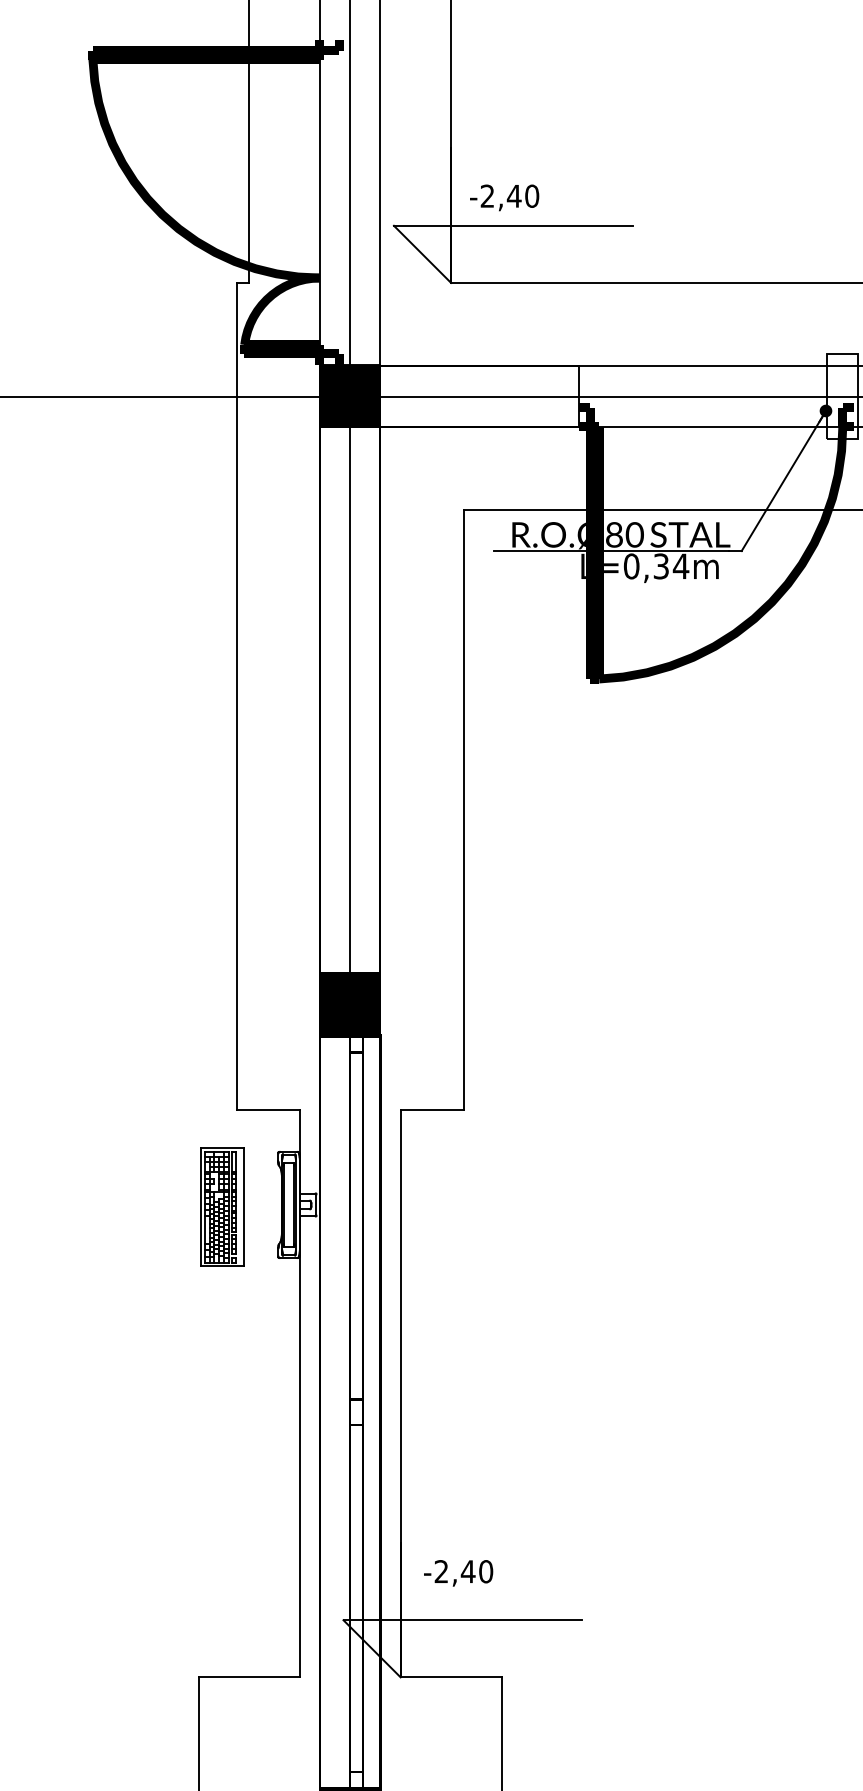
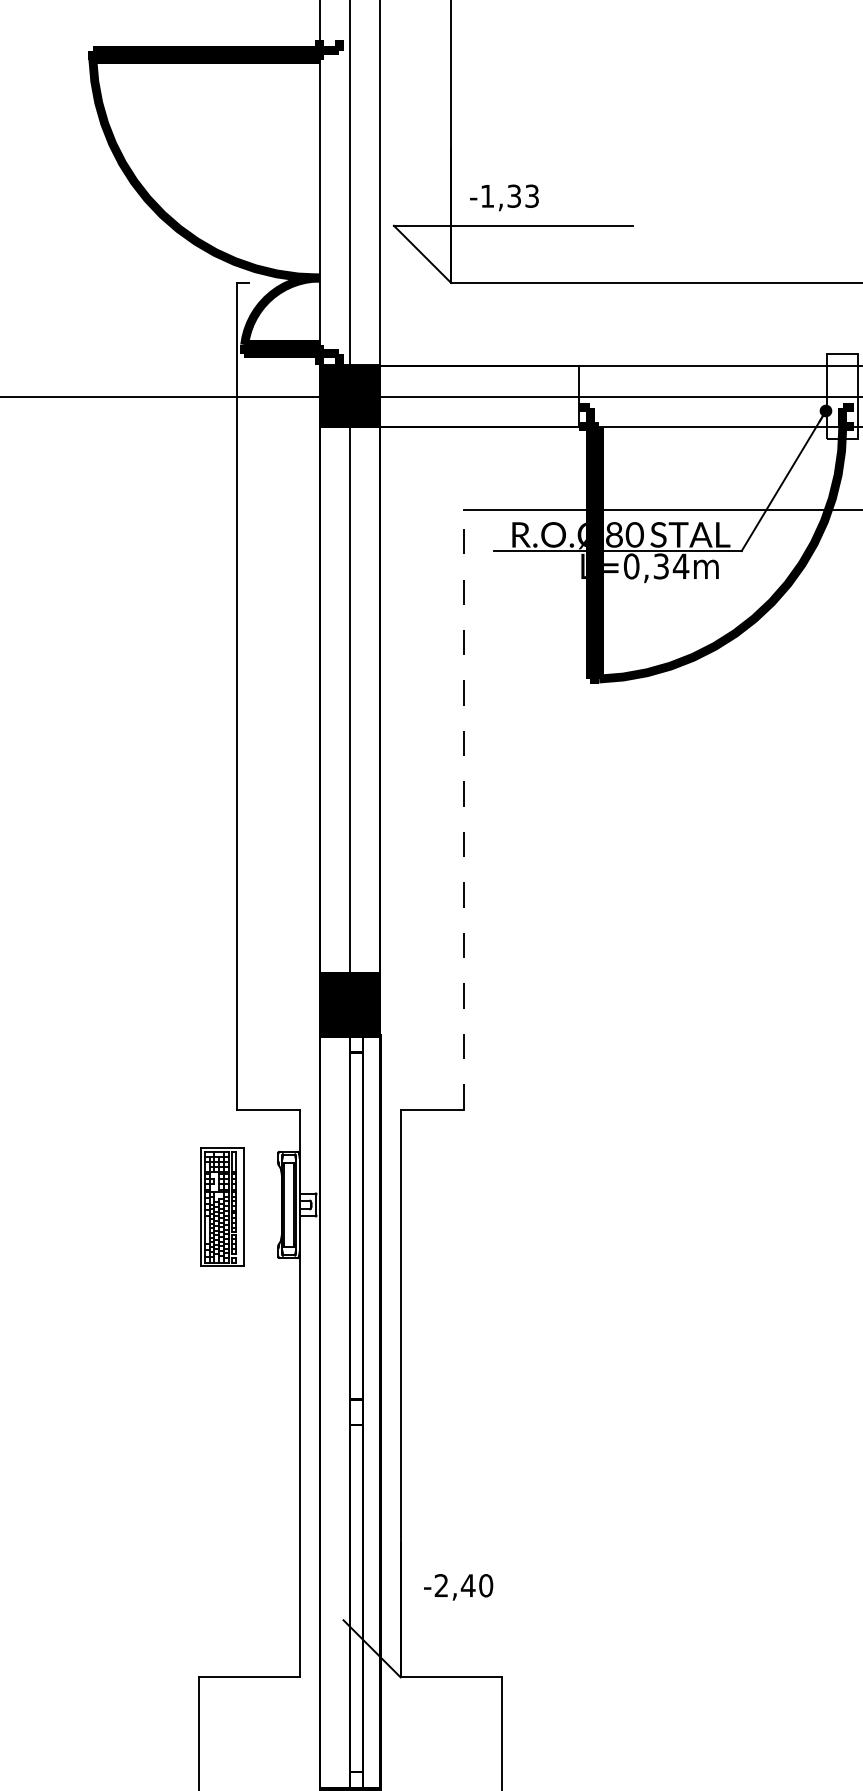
line: present -> none (249, 142)
text: -2,40 -> -1,33 (509, 195)
line: solid -> dashed (463, 809)
text position: (458, 1573) -> (458, 1587) (458, 1587)
line: present -> none (462, 1620)
